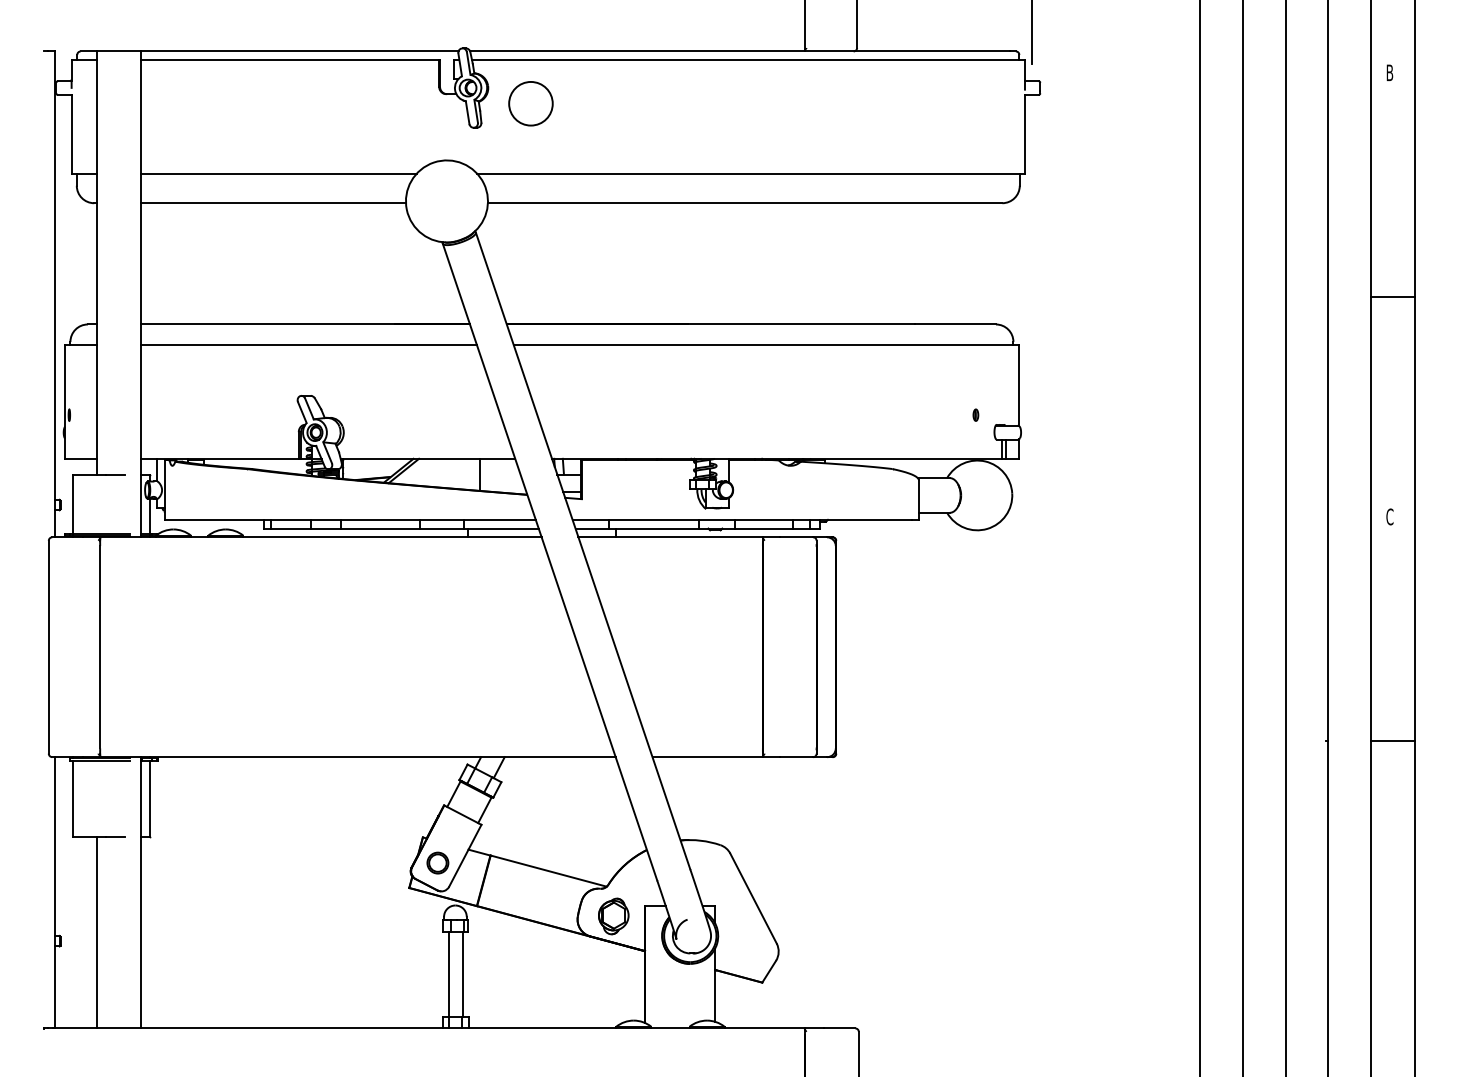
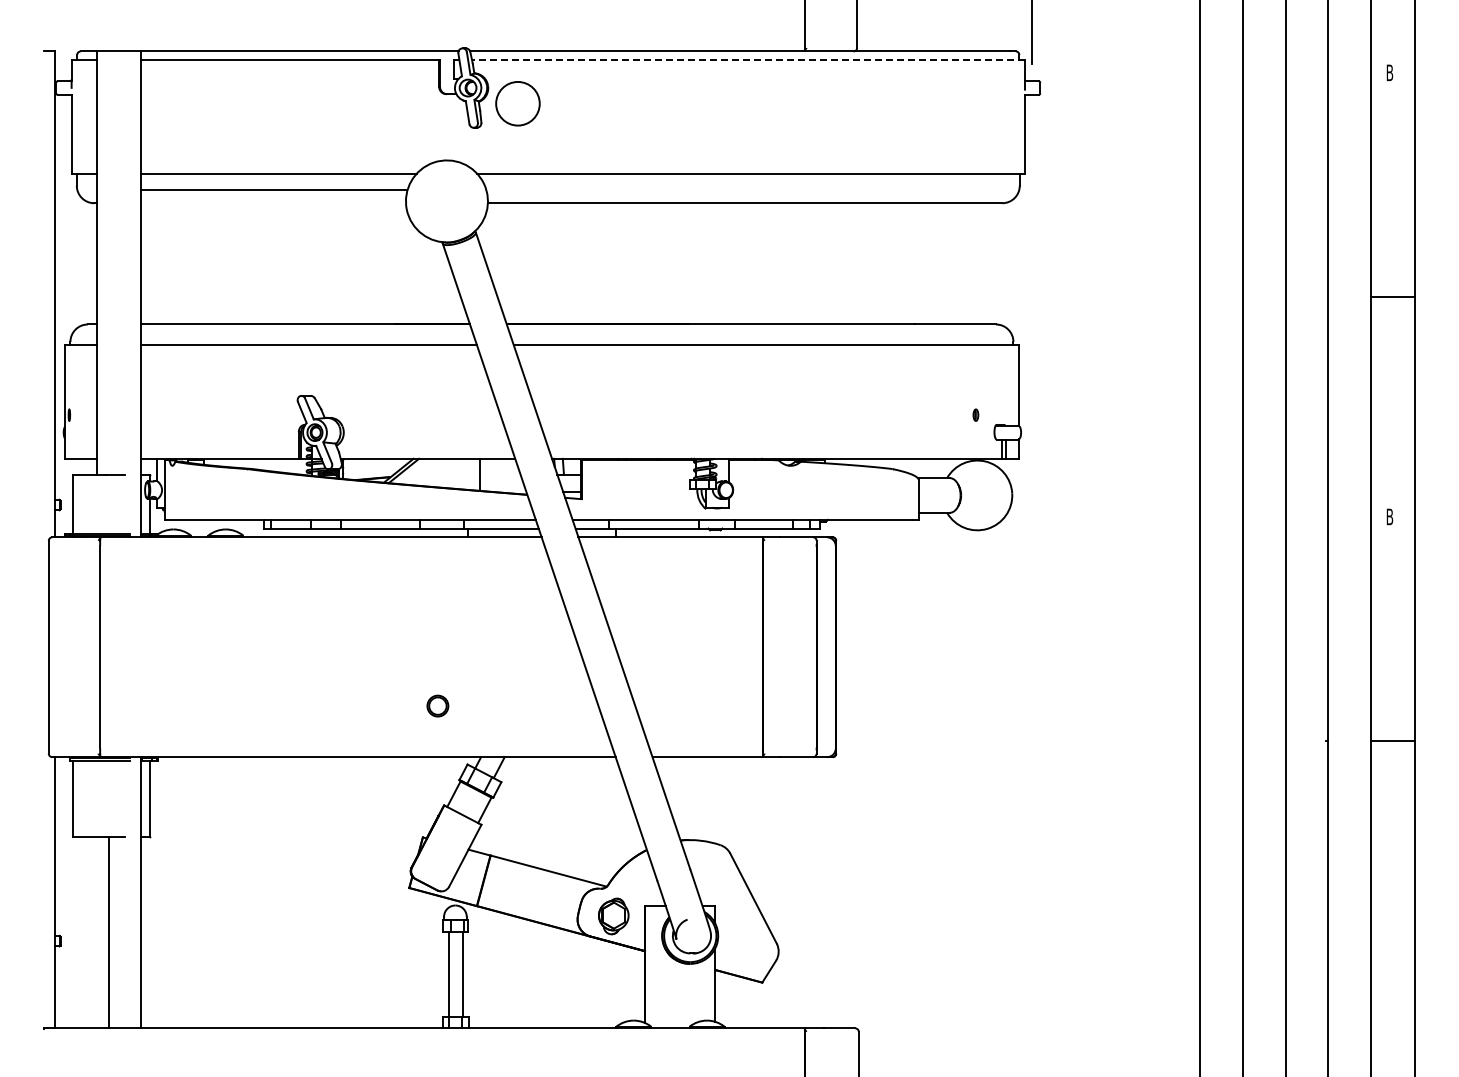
line: solid -> dashed (748, 60)
circle position: (530, 103) -> (517, 103) (517, 103)
line position: (273, 203) -> (273, 190) (273, 190)
text: C -> B (1389, 516)
part position: (437, 862) -> (437, 705) (437, 705)
line position: (97, 932) -> (109, 932) (109, 932)
